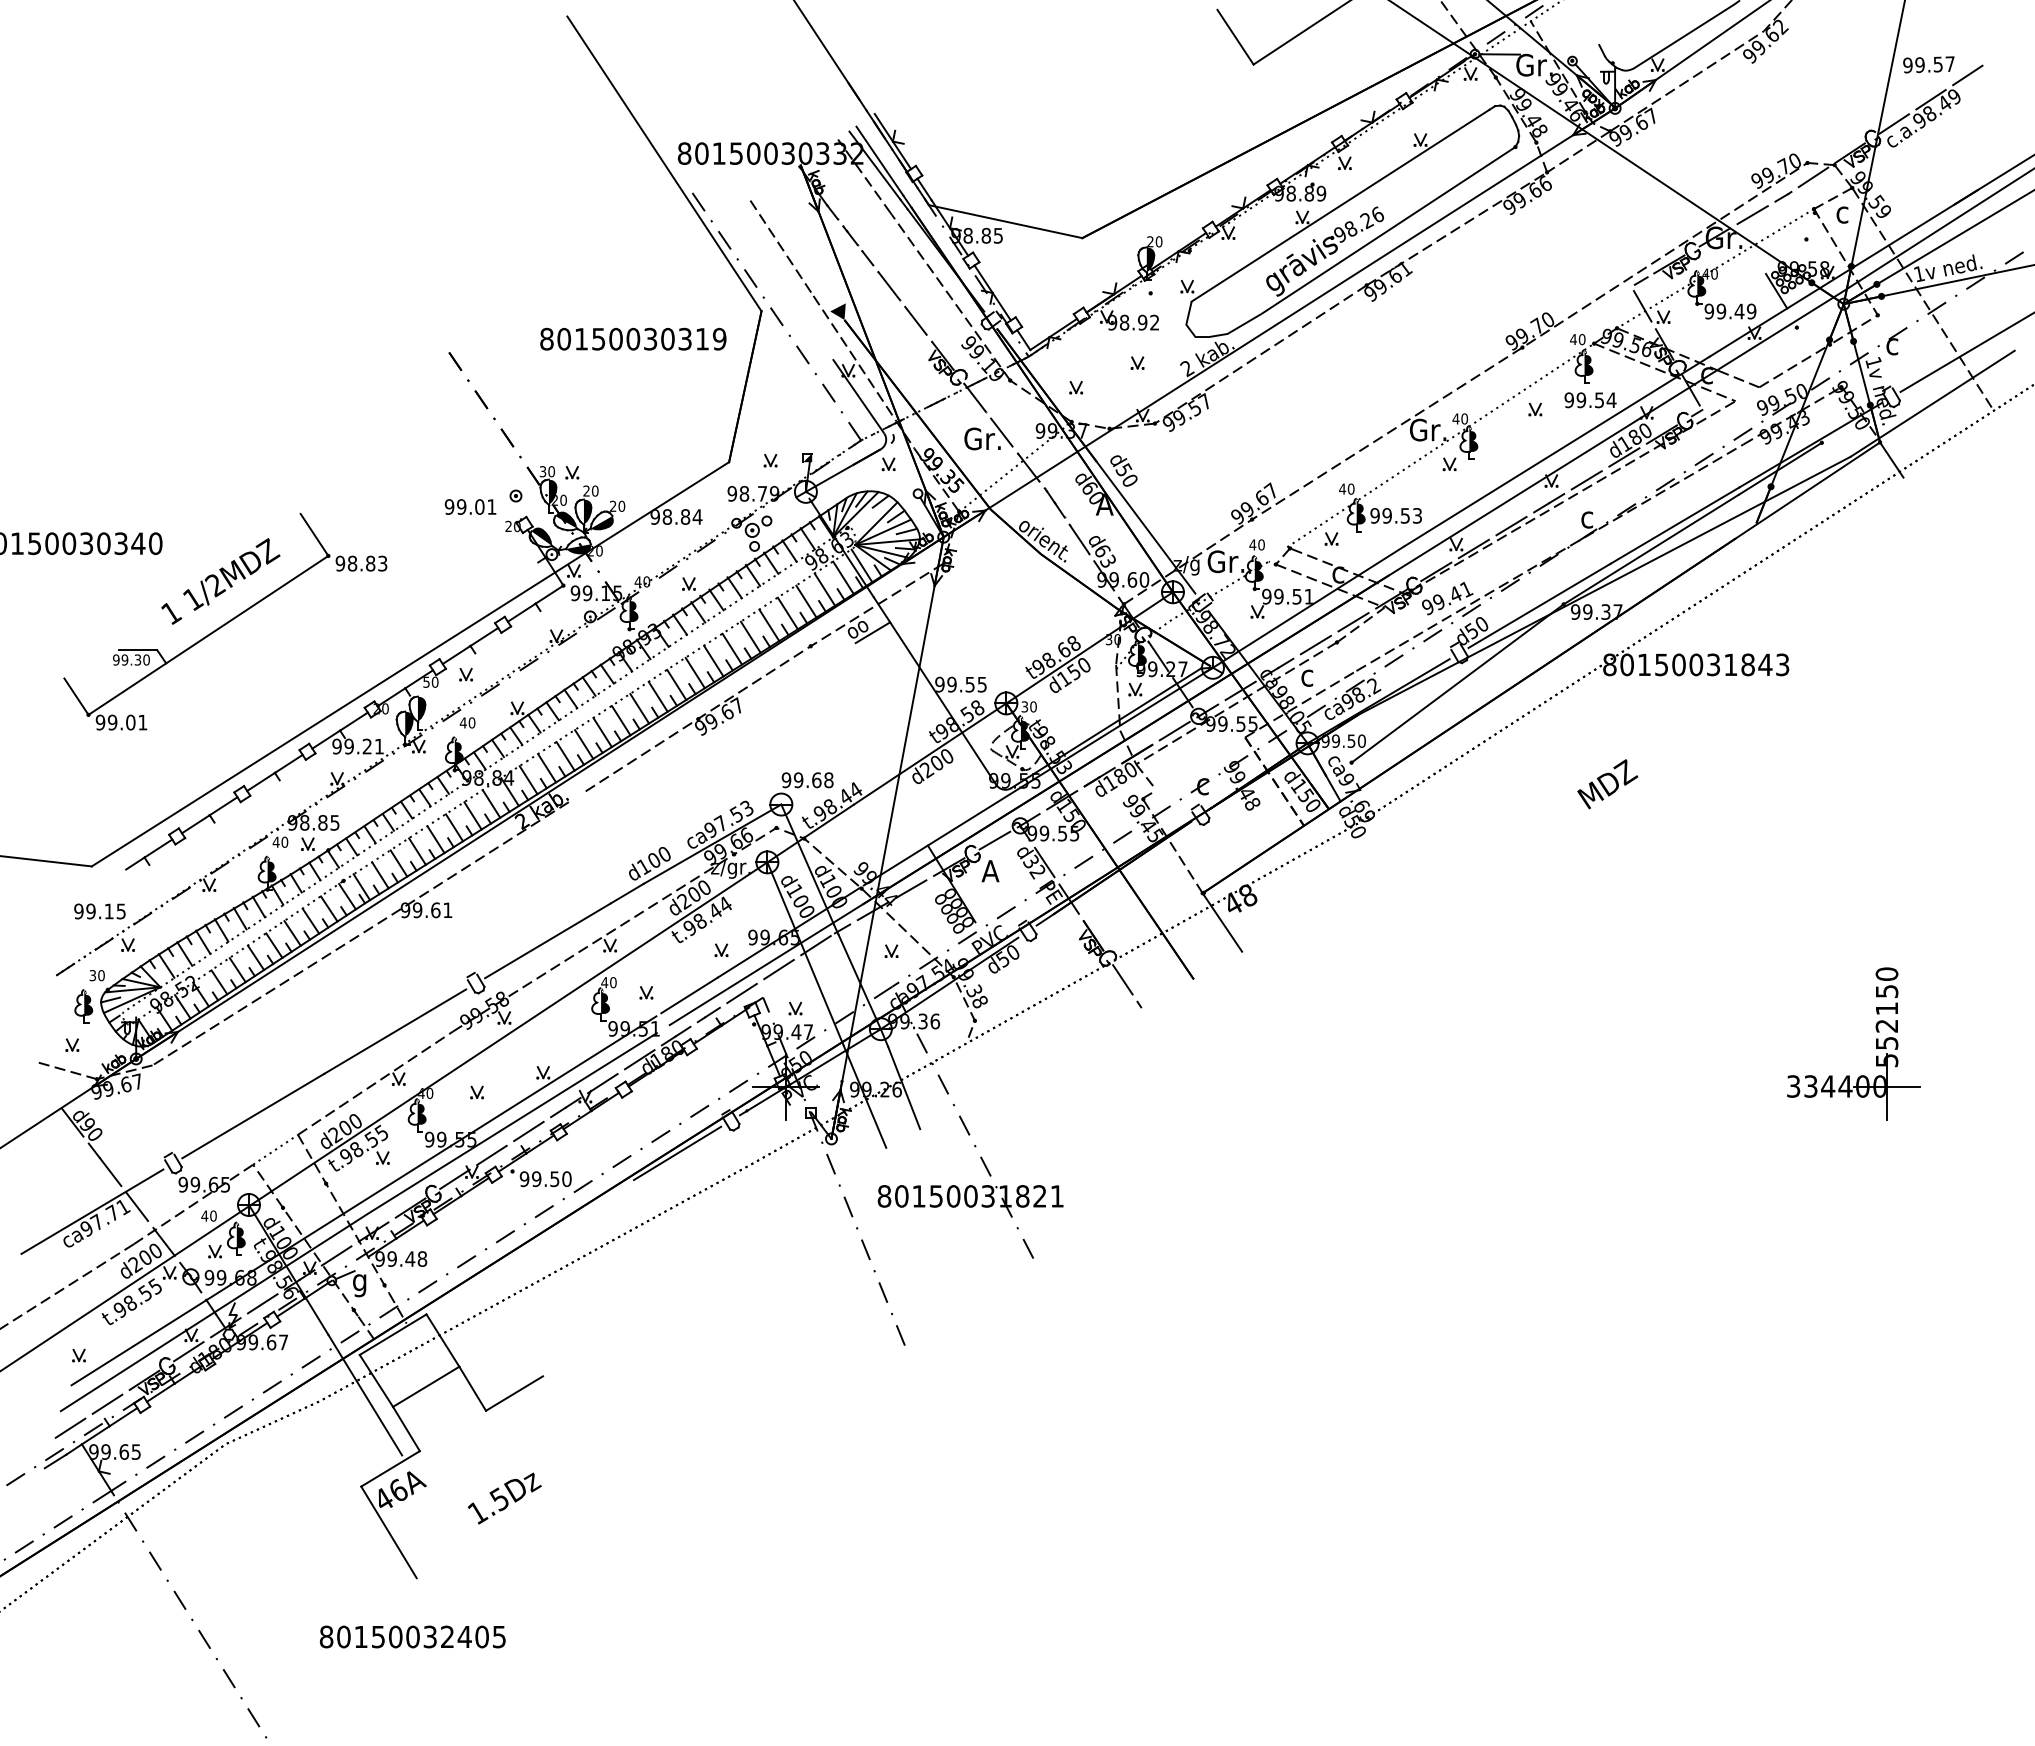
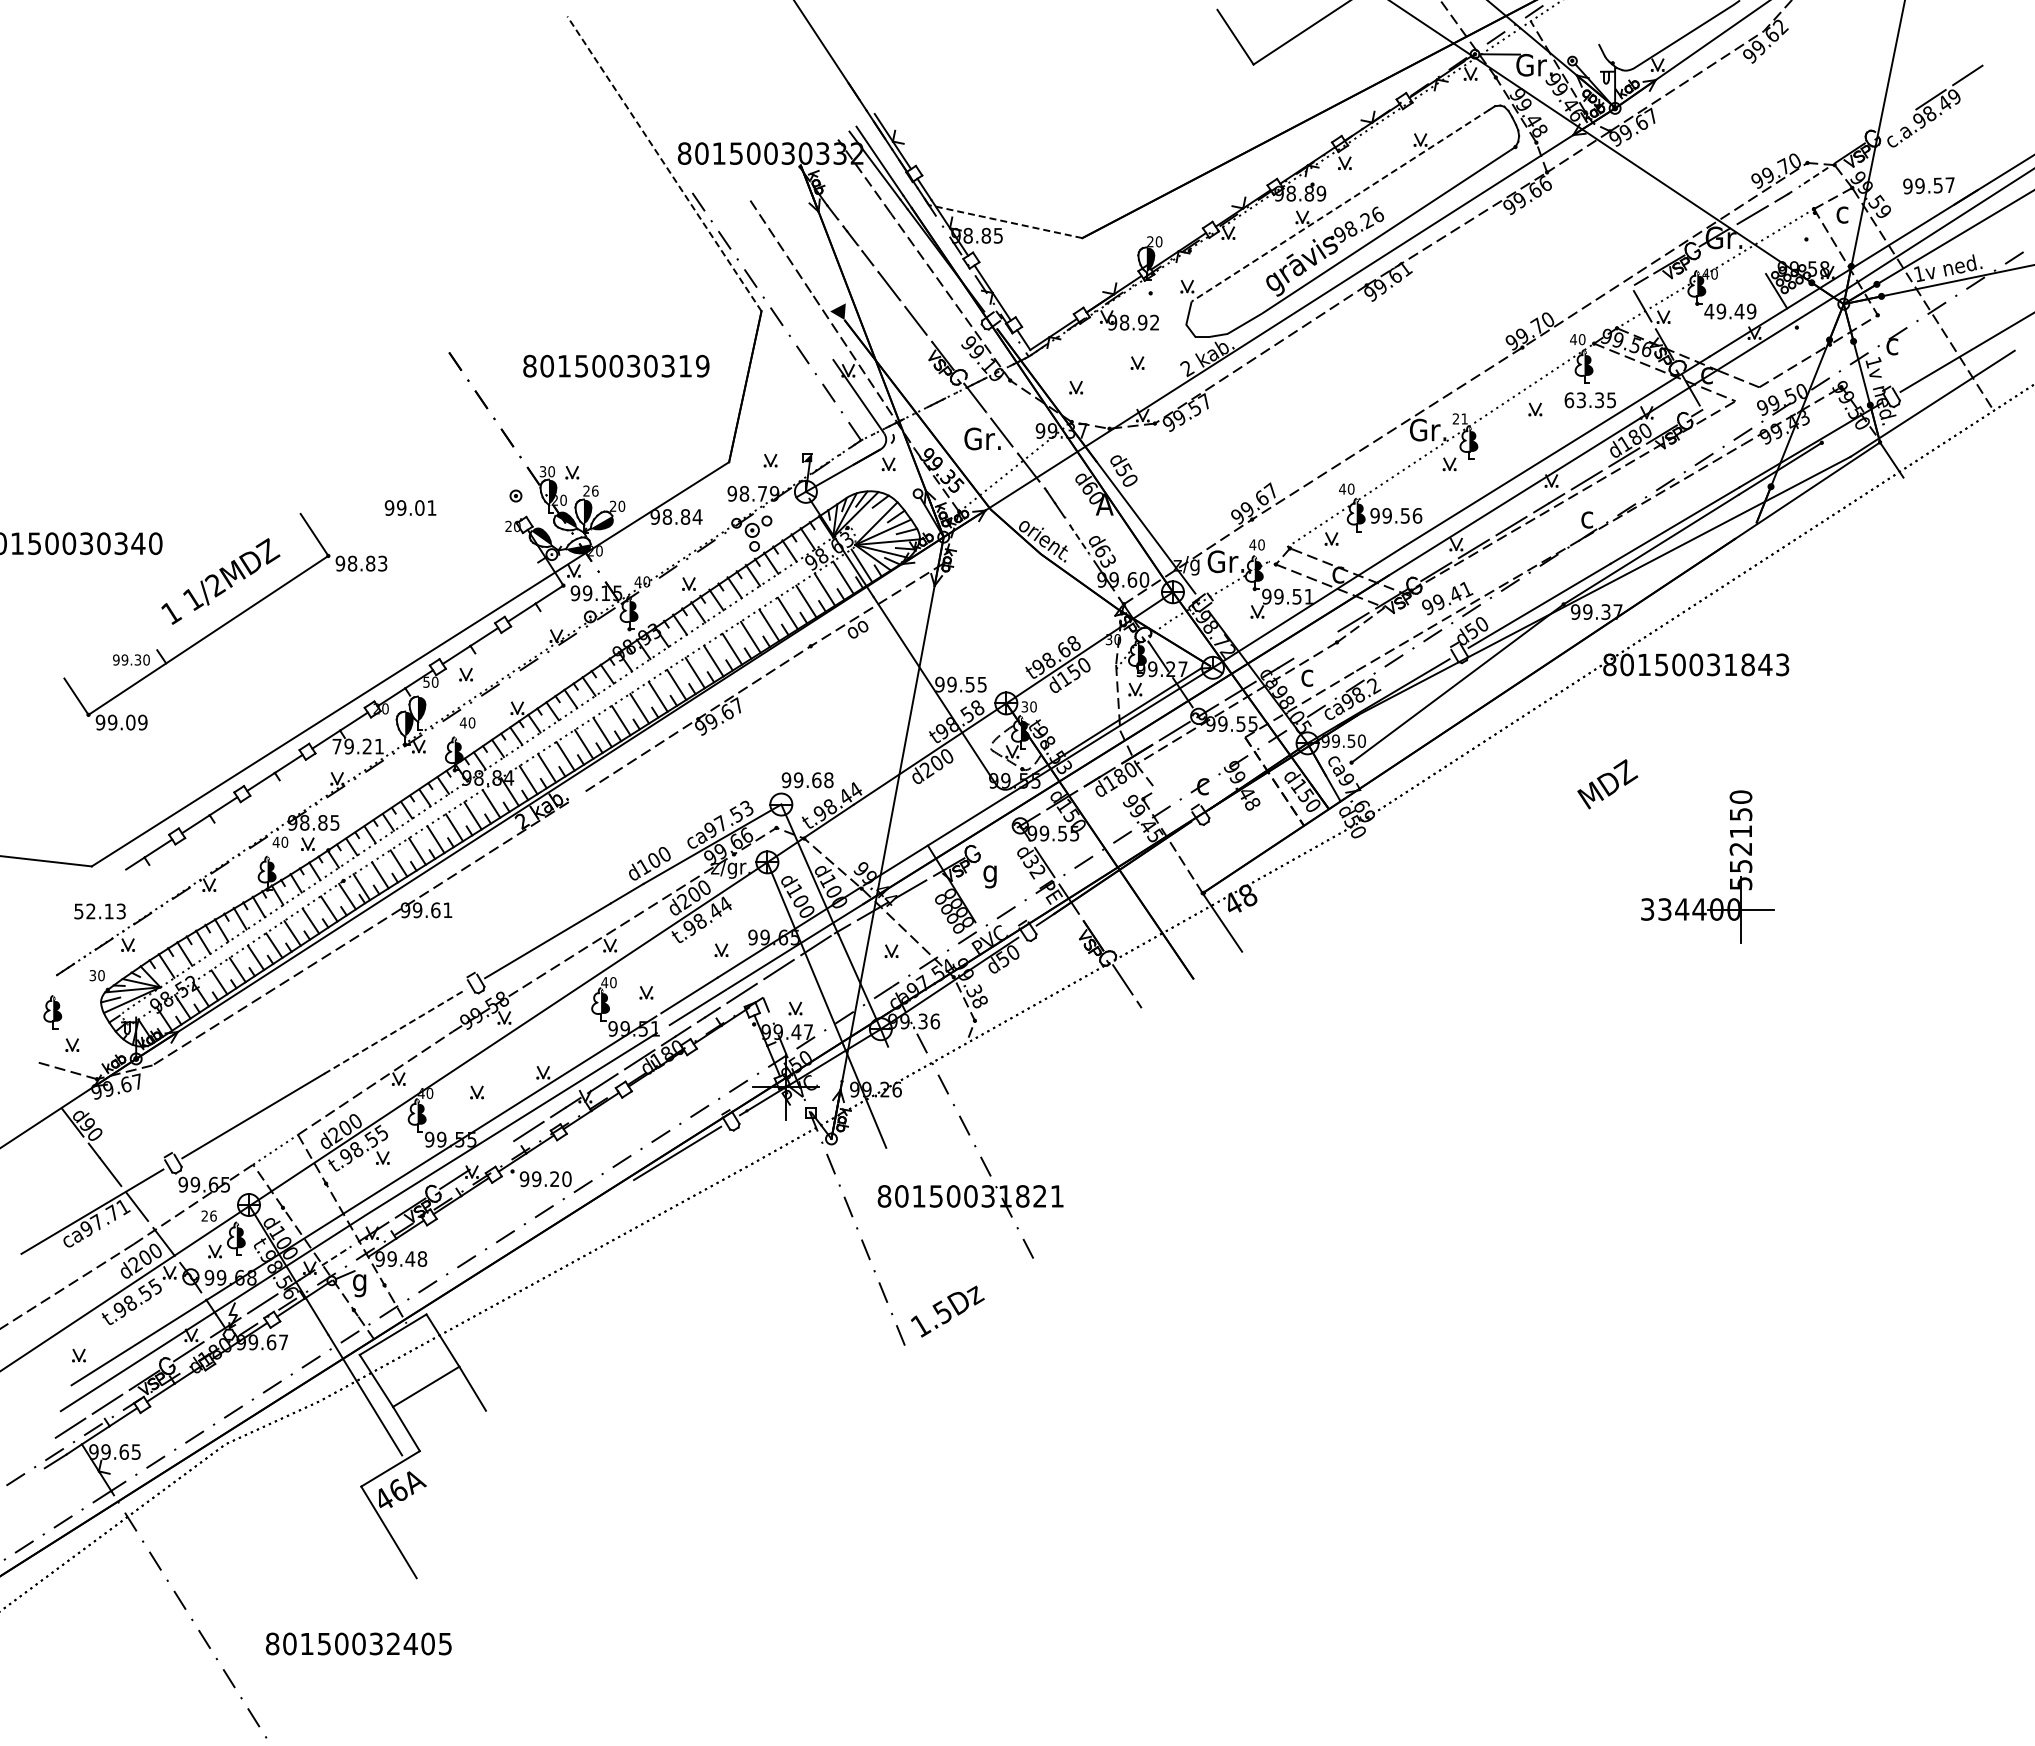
text position: (1928, 64) -> (1928, 185) (1928, 185)
line: present -> none (1894, 123)
line: solid -> dashed (664, 163)
line: solid -> dashed (1813, 177)
line: solid -> dashed (1340, 205)
line: solid -> dashed (1005, 221)
text: 99.49 -> 49.49 (1709, 311)
text position: (633, 338) -> (616, 365) (616, 365)
text: 99.54 -> 63.35 (1590, 400)
text: 40 -> 21 (1460, 418)
text: 20 -> 26 (595, 490)
text position: (470, 506) -> (410, 507) (410, 507)
text: 99.53 -> 99.56 (1417, 515)
line: solid -> dashed (1079, 539)
line: present -> none (872, 632)
line: present -> none (1315, 644)
line: present -> none (137, 650)
text: 99.01 -> 99.09 (142, 722)
text: 99.21 -> 79.21 (336, 746)
line: present -> none (994, 840)
text: A -> g (990, 874)
text: 99.15 -> 52.13 (99, 911)
part position: (83, 1006) -> (52, 1012) (52, 1012)
line: solid -> dashed (395, 1031)
part position: (1876, 1043) -> (1730, 866) (1730, 866)
line: present -> none (904, 1087)
line: present -> none (491, 1155)
text: 99.50 -> 99.20 (554, 1179)
text: 40 -> 26 (208, 1215)
line: solid -> dashed (336, 1255)
line: present -> none (514, 1393)
text position: (504, 1498) -> (947, 1311) (947, 1311)
text position: (412, 1636) -> (358, 1643) (358, 1643)
